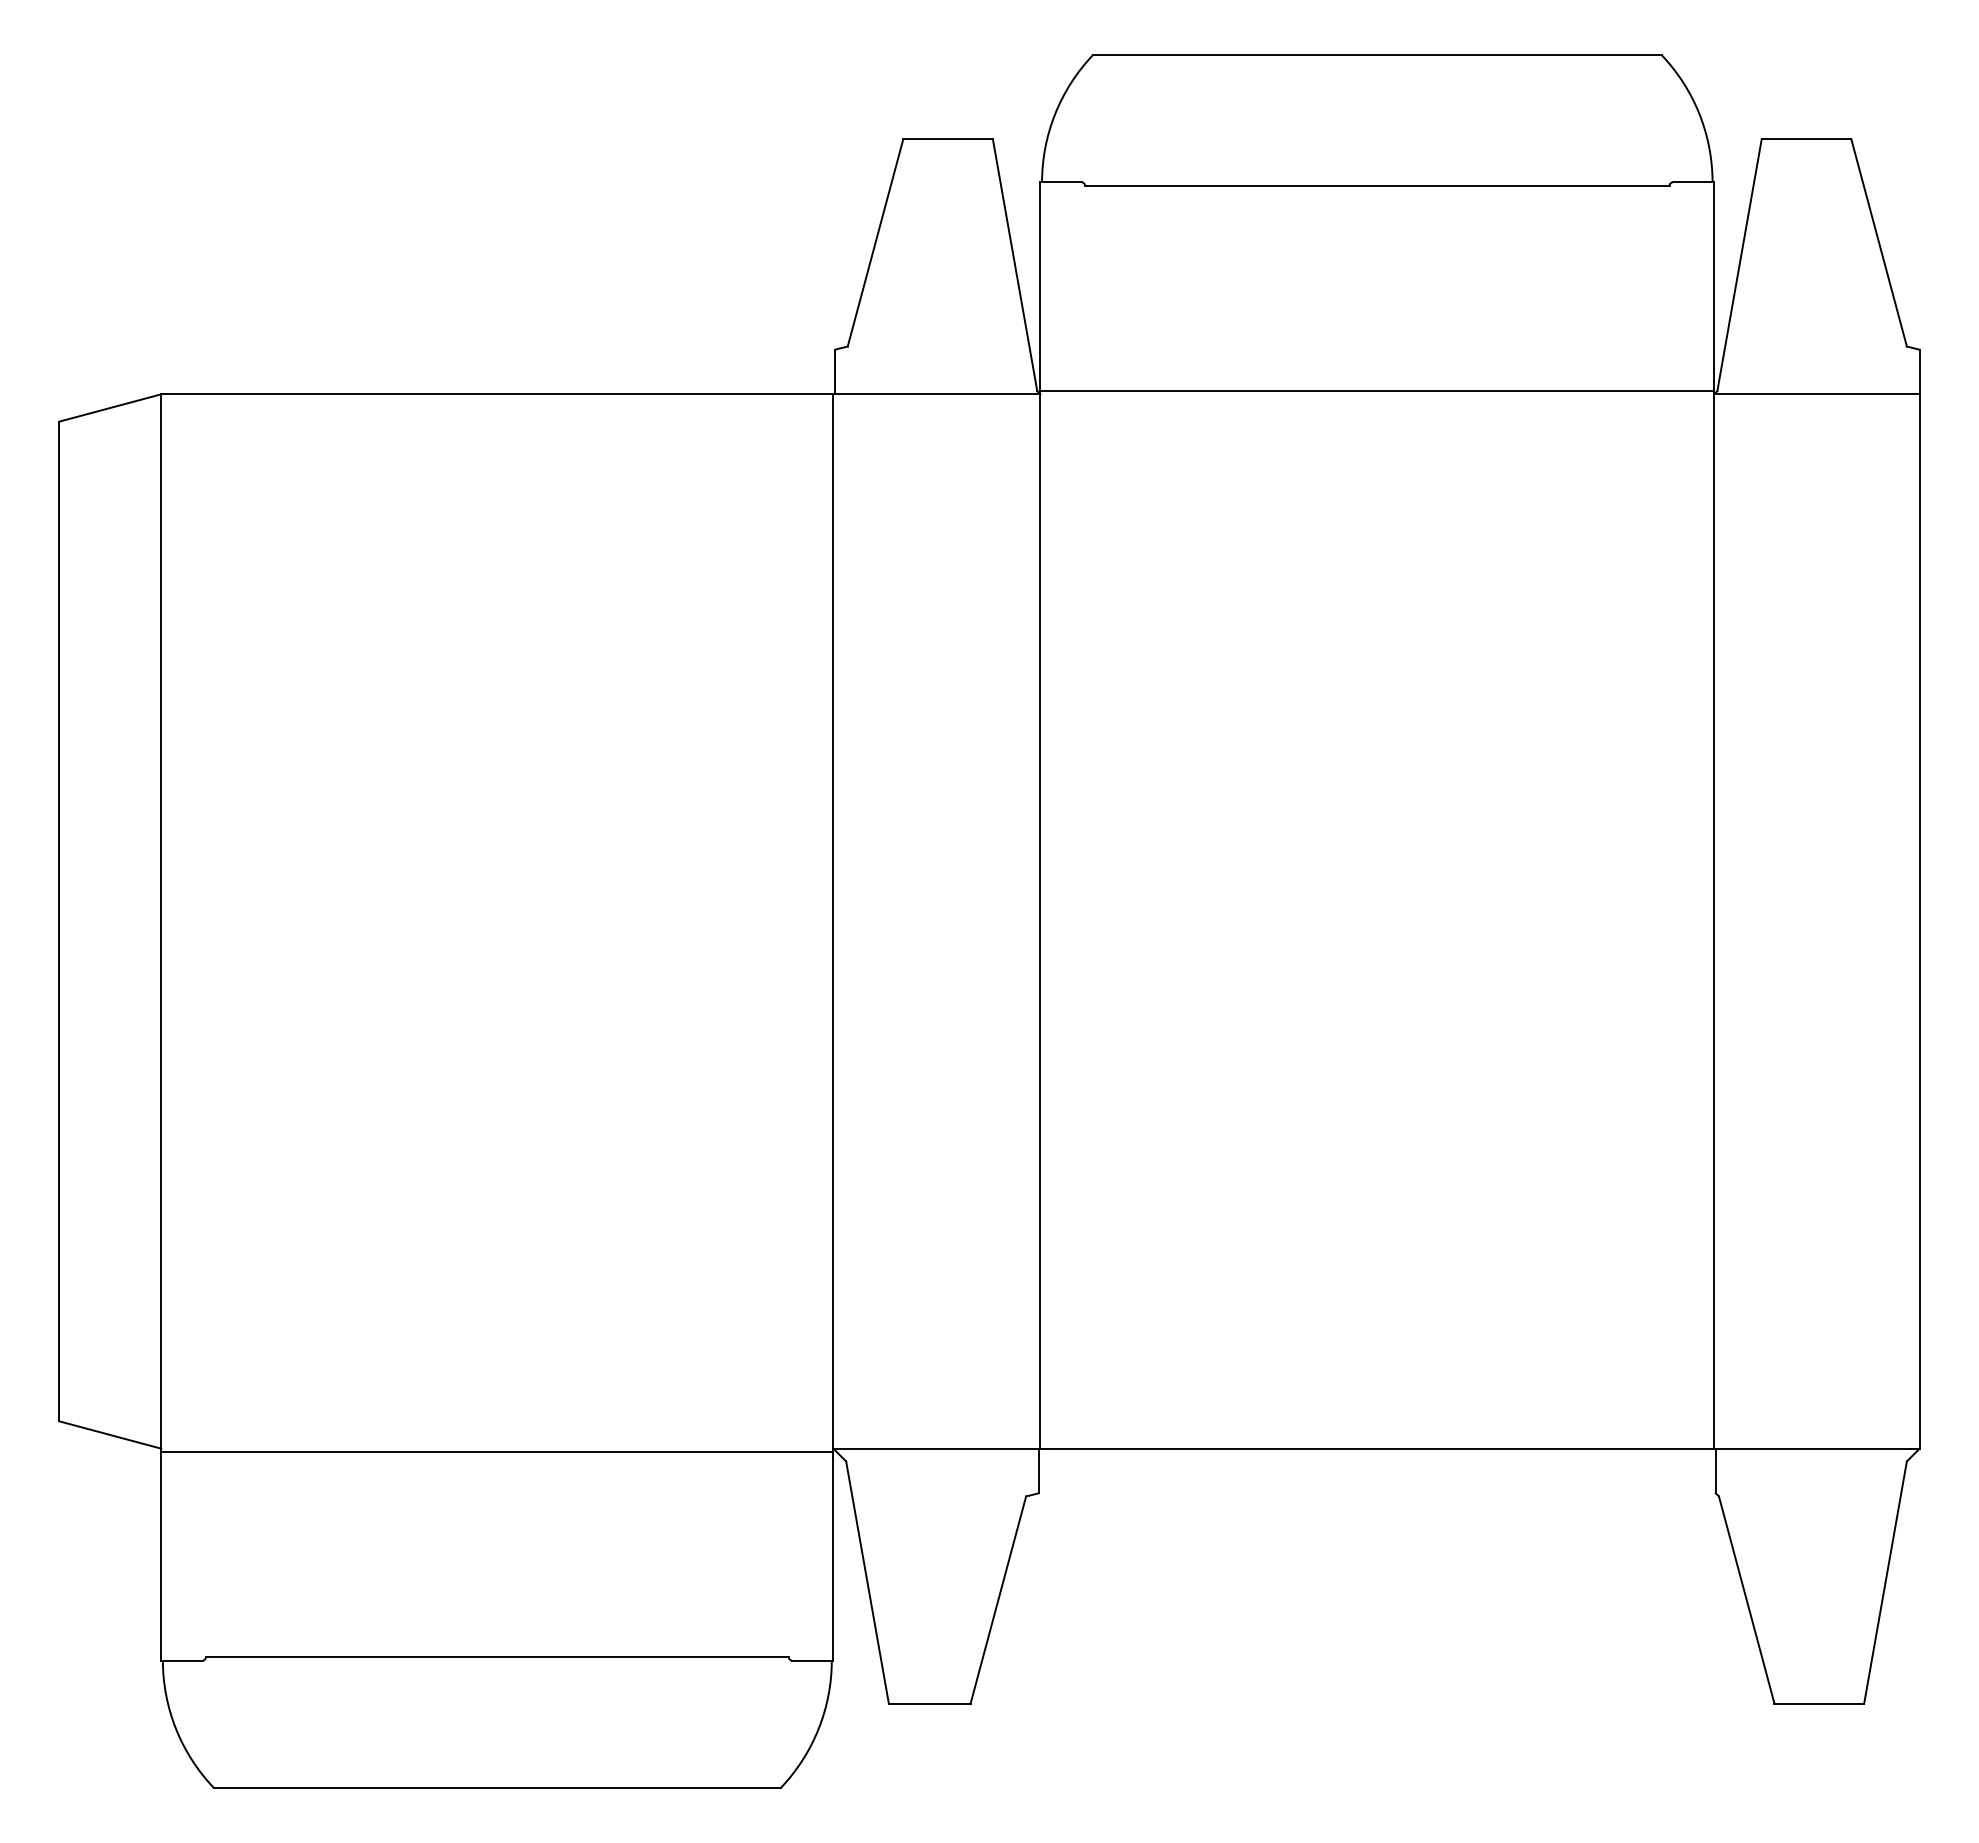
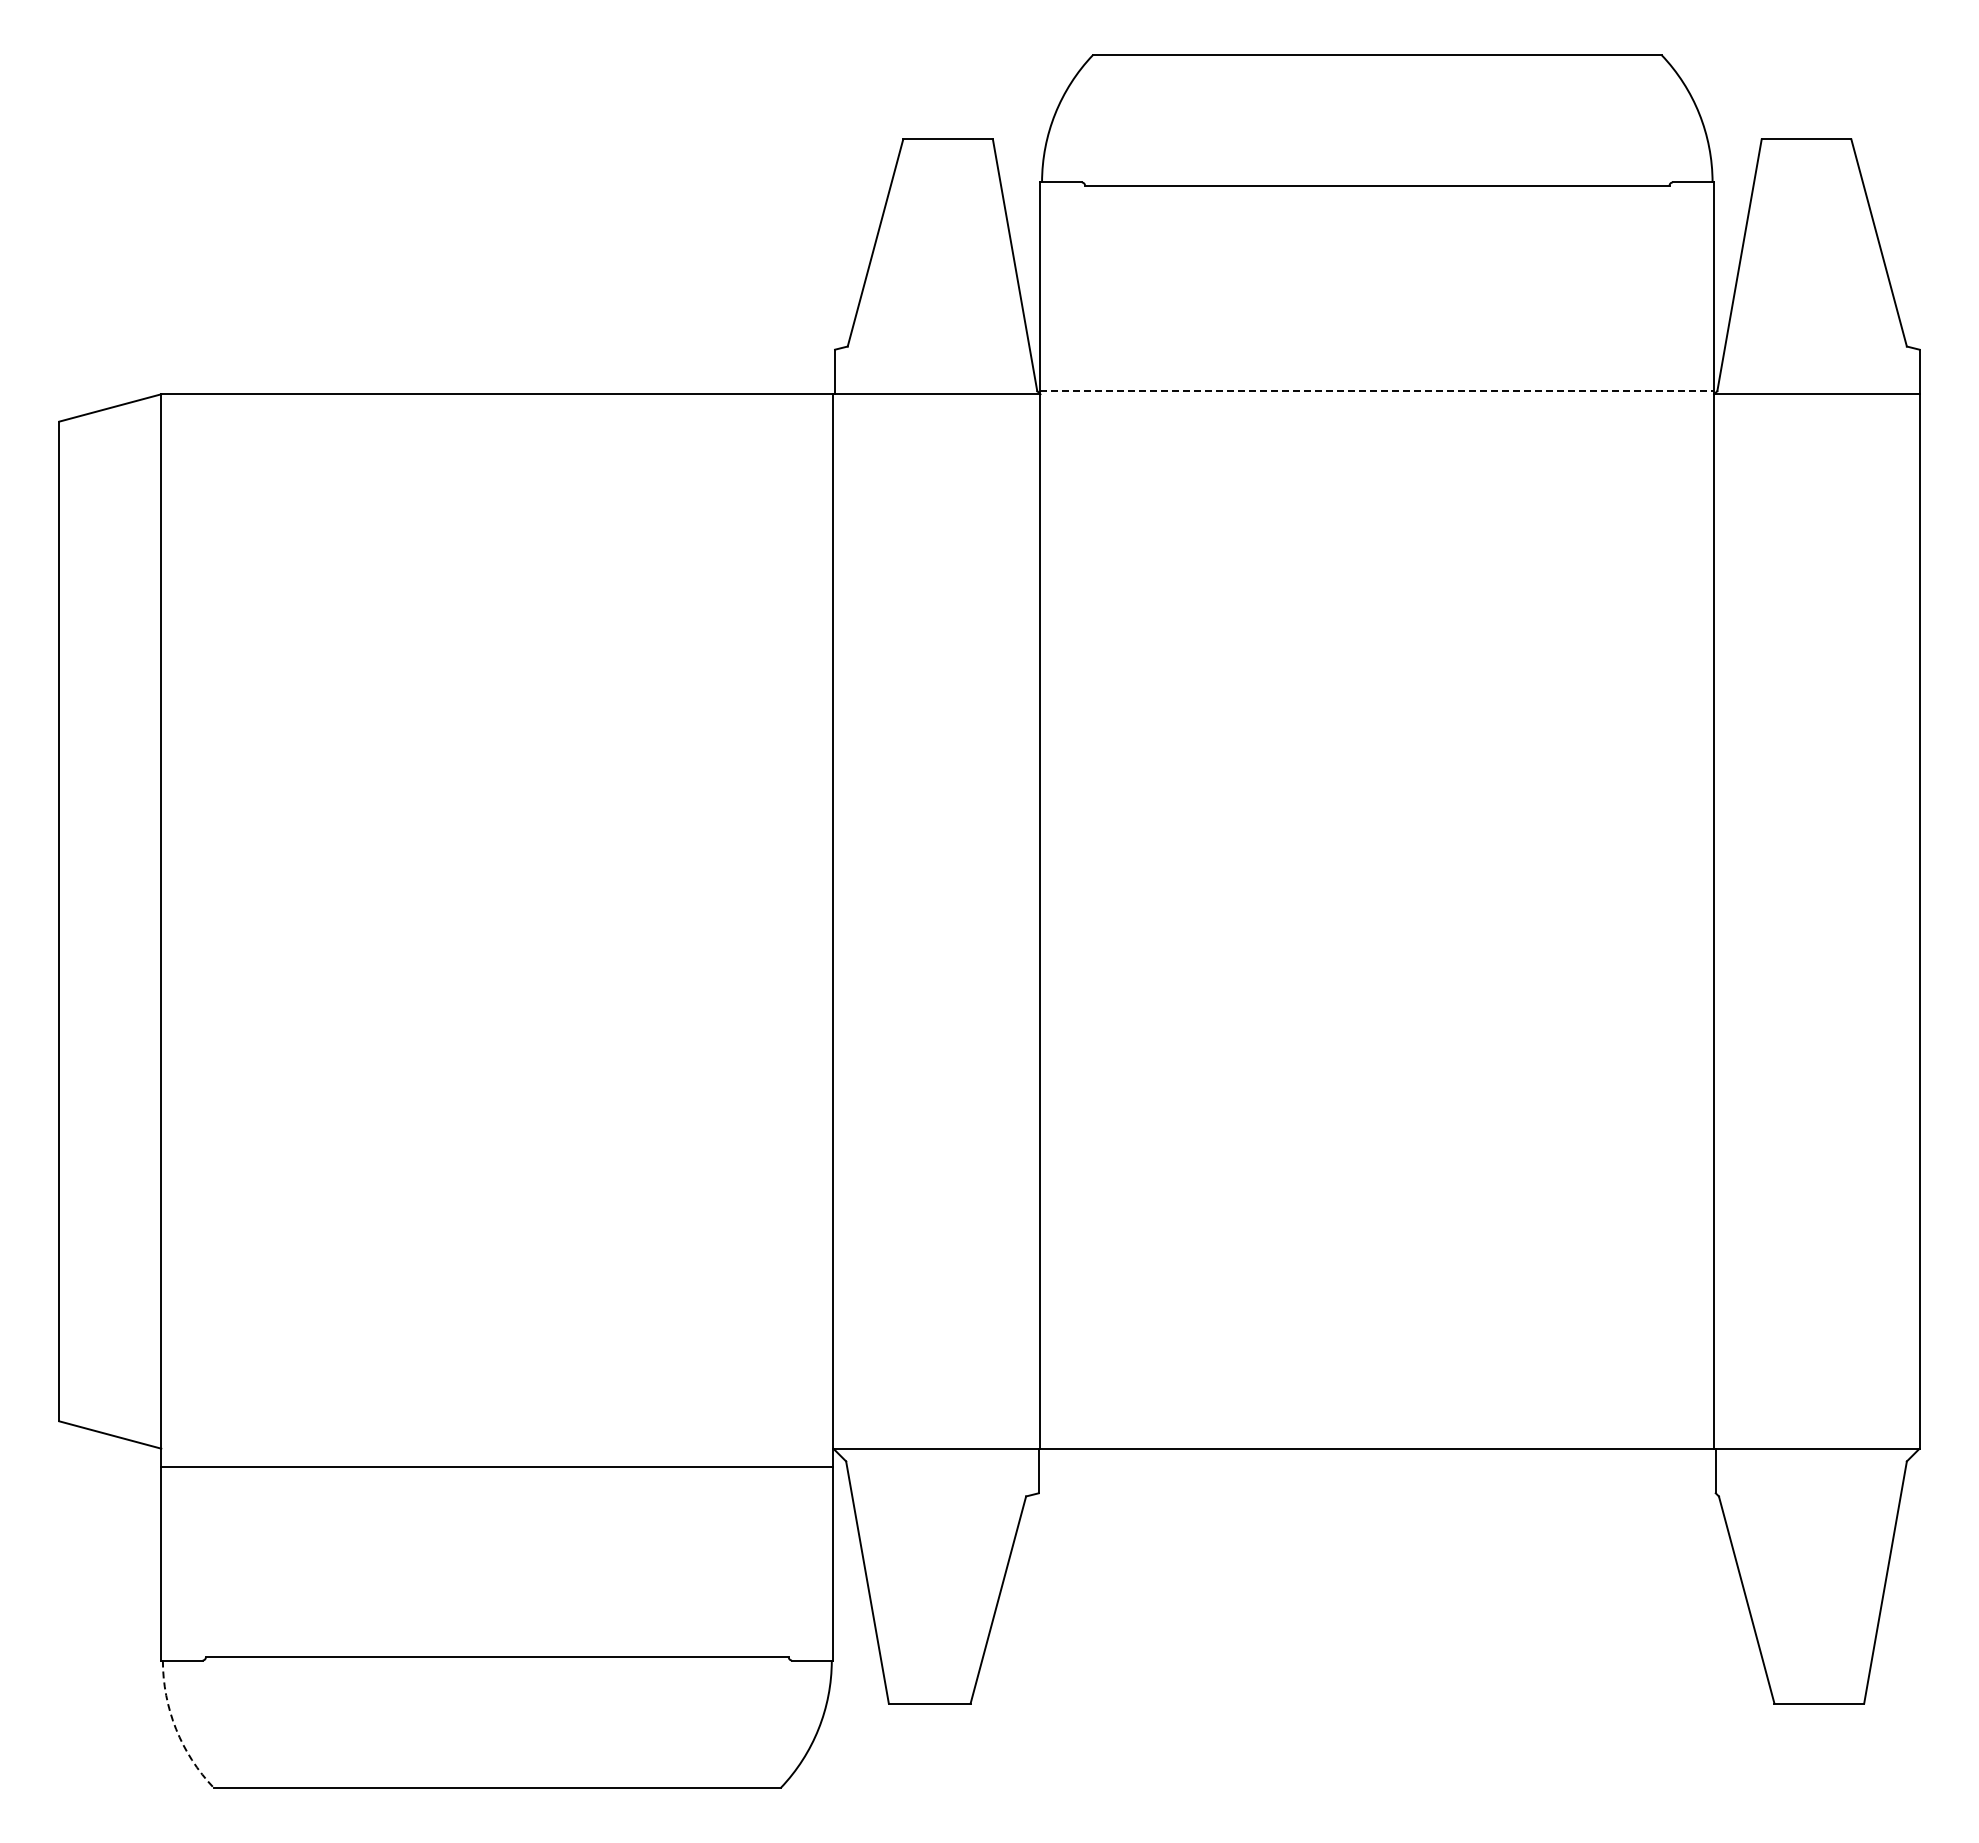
line: solid -> dashed (1377, 391)
line position: (497, 1451) -> (497, 1466) (497, 1466)
arc: solid -> dashed (176, 1729)
